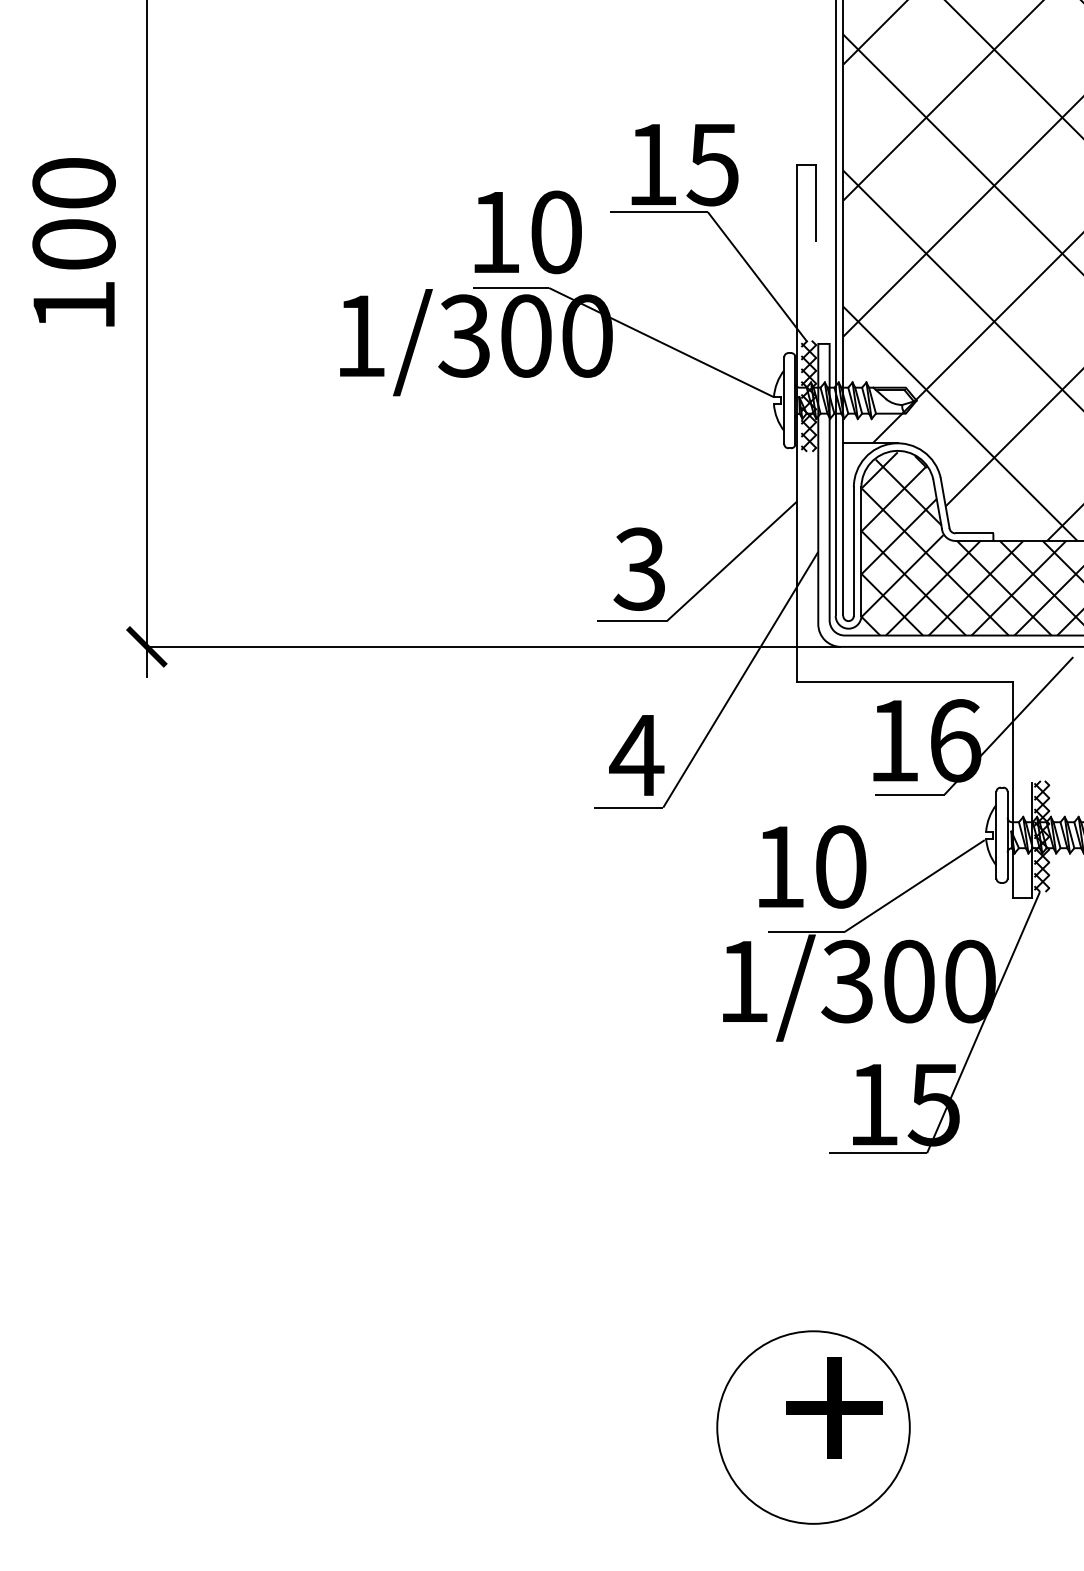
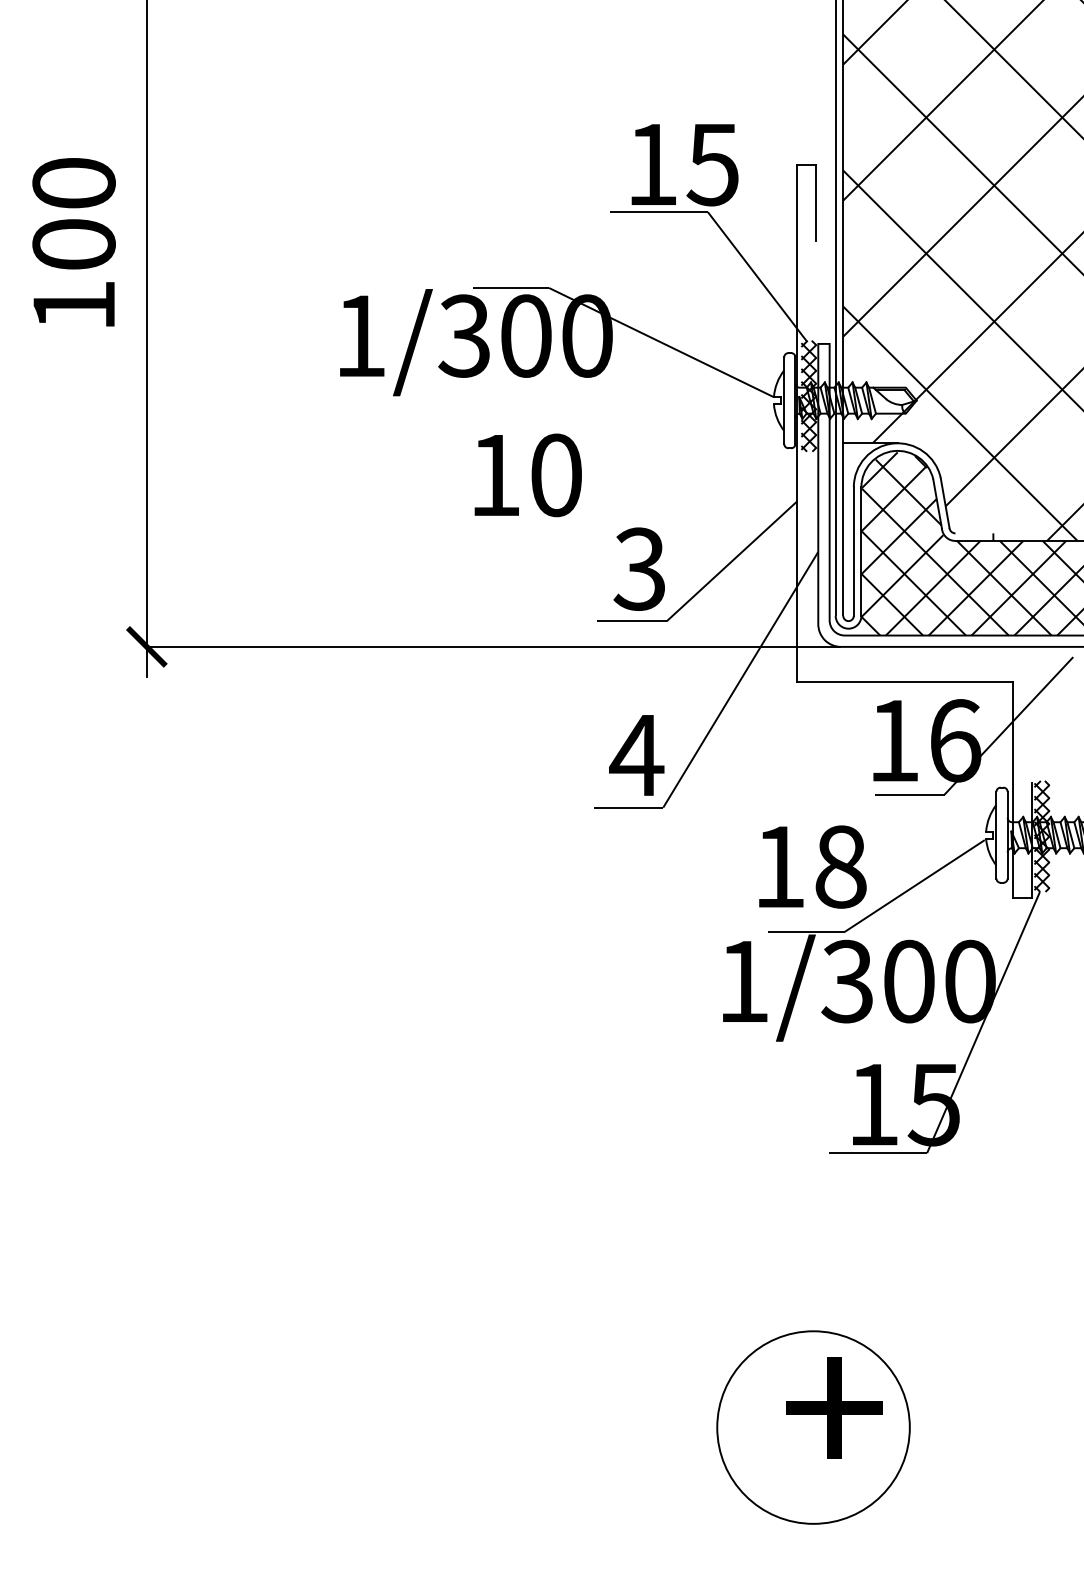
text position: (527, 232) -> (527, 475) (527, 475)
line: present -> none (974, 533)
text: 10 -> 18 (840, 866)
